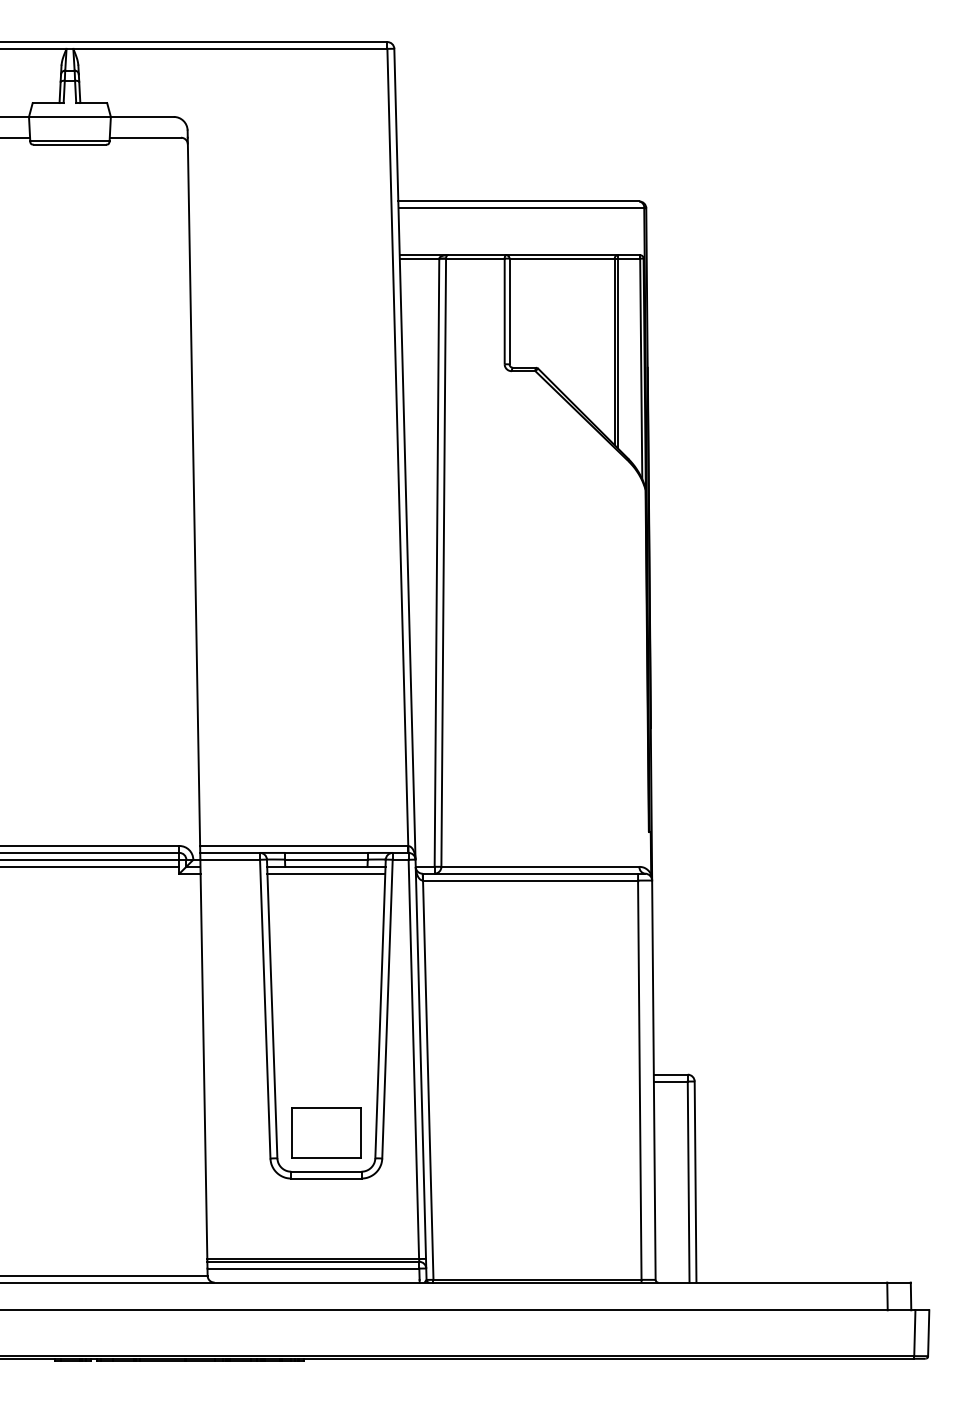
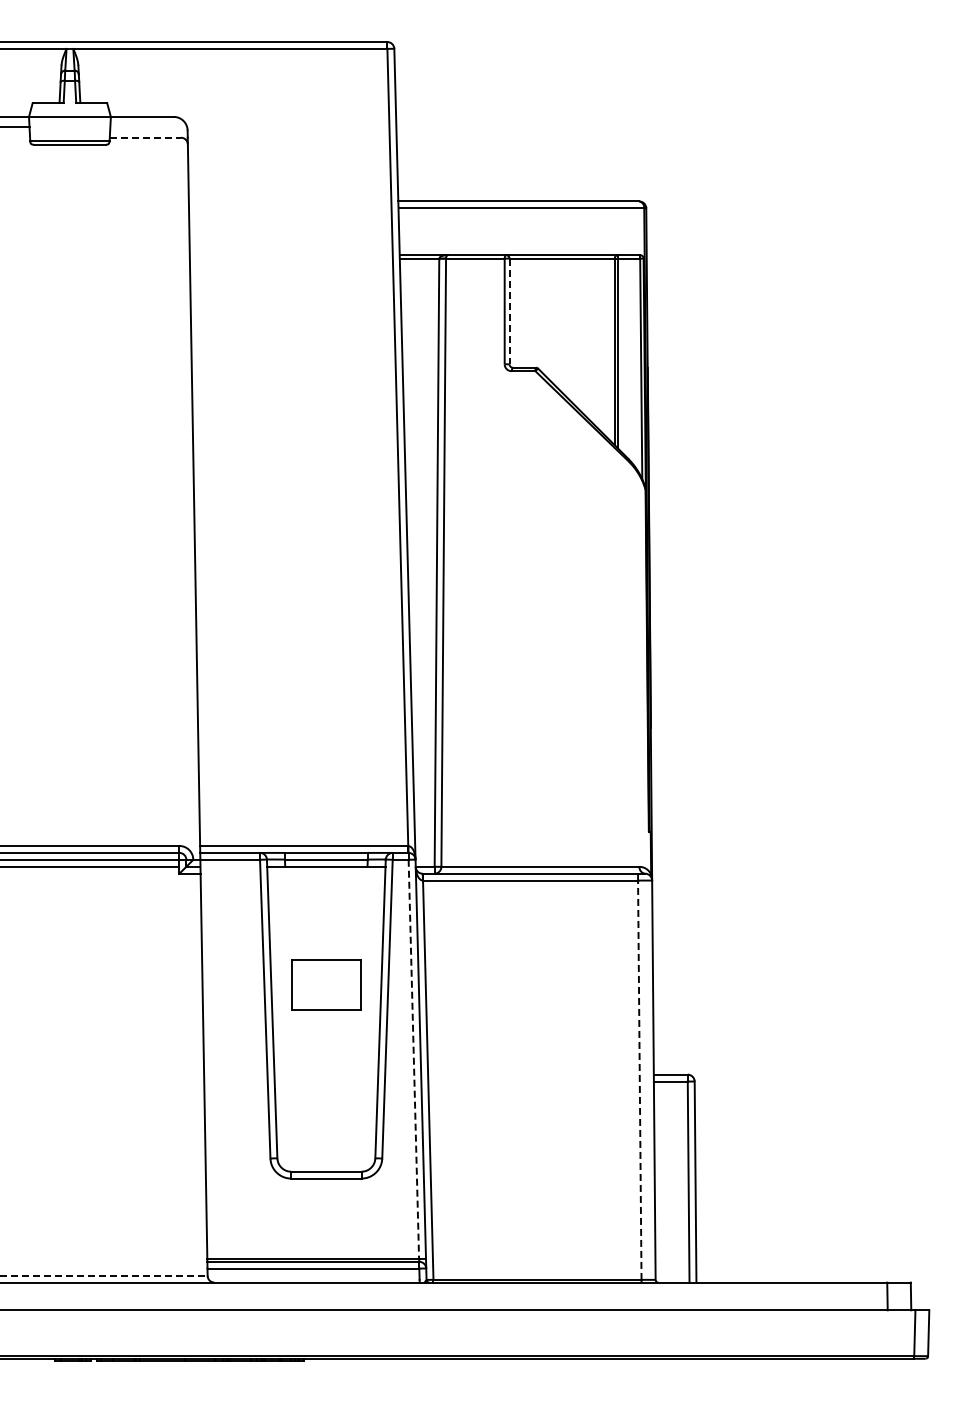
line position: (16, 137) -> (16, 126) (16, 126)
line: solid -> dashed (145, 137)
line: solid -> dashed (509, 311)
line: present -> none (326, 873)
line: solid -> dashed (413, 1059)
line: solid -> dashed (639, 1080)
part position: (326, 1132) -> (326, 984) (326, 984)
line: solid -> dashed (104, 1275)
